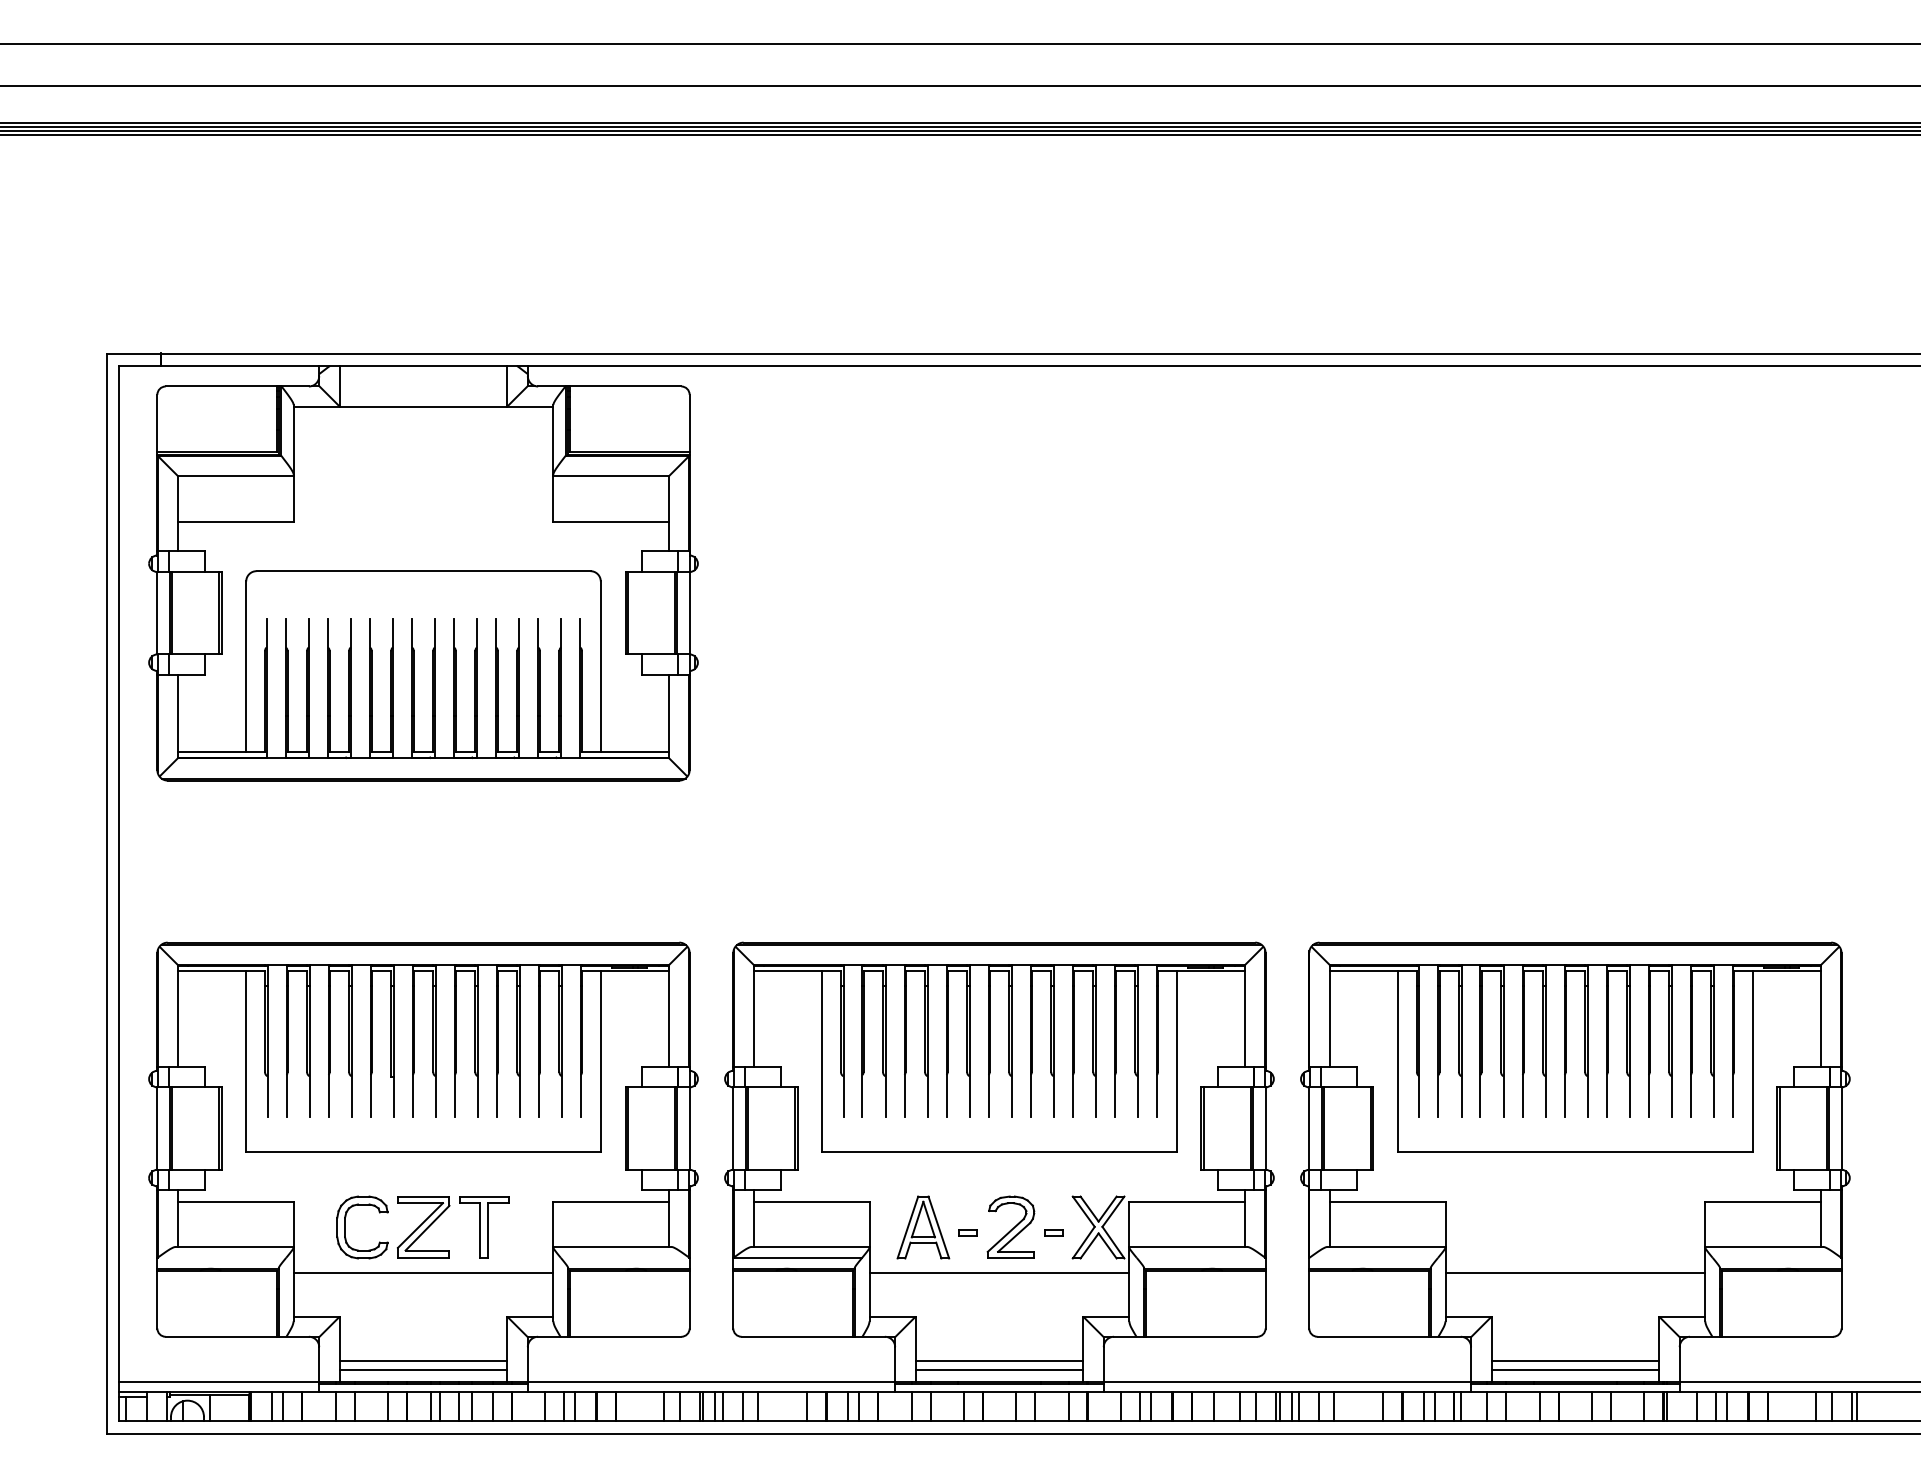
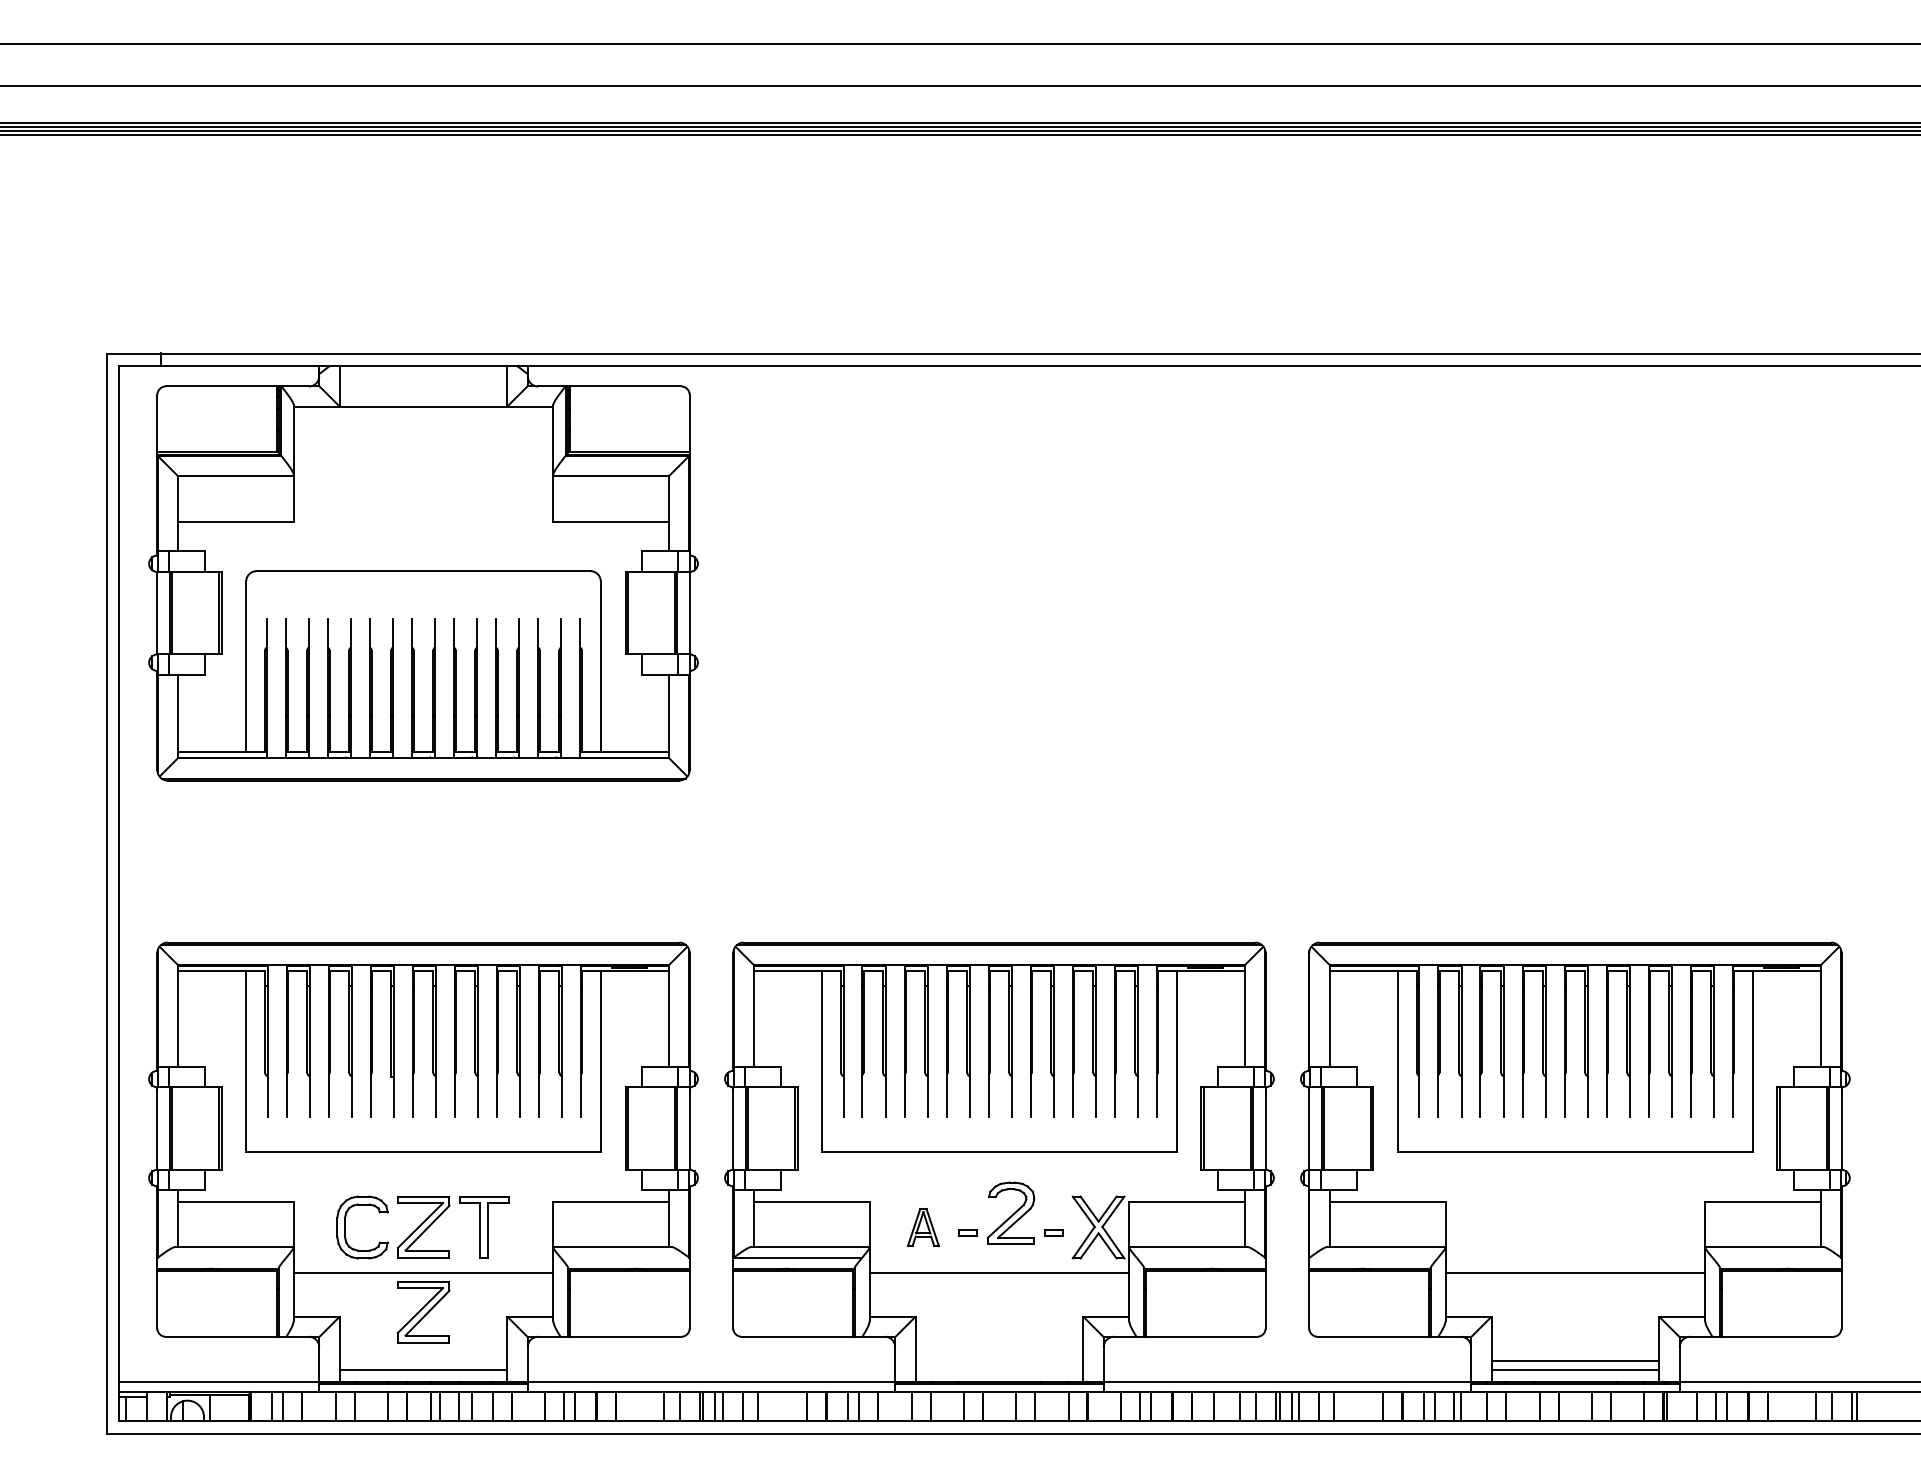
part position: (1010, 1226) -> (1010, 1212) (1010, 1212)
part size: 55x65 px -> 33x40 px (923, 1227)
part: none -> present (423, 1312)
line: present -> none (423, 1361)
line: present -> none (999, 1361)
line: present -> none (999, 1369)
